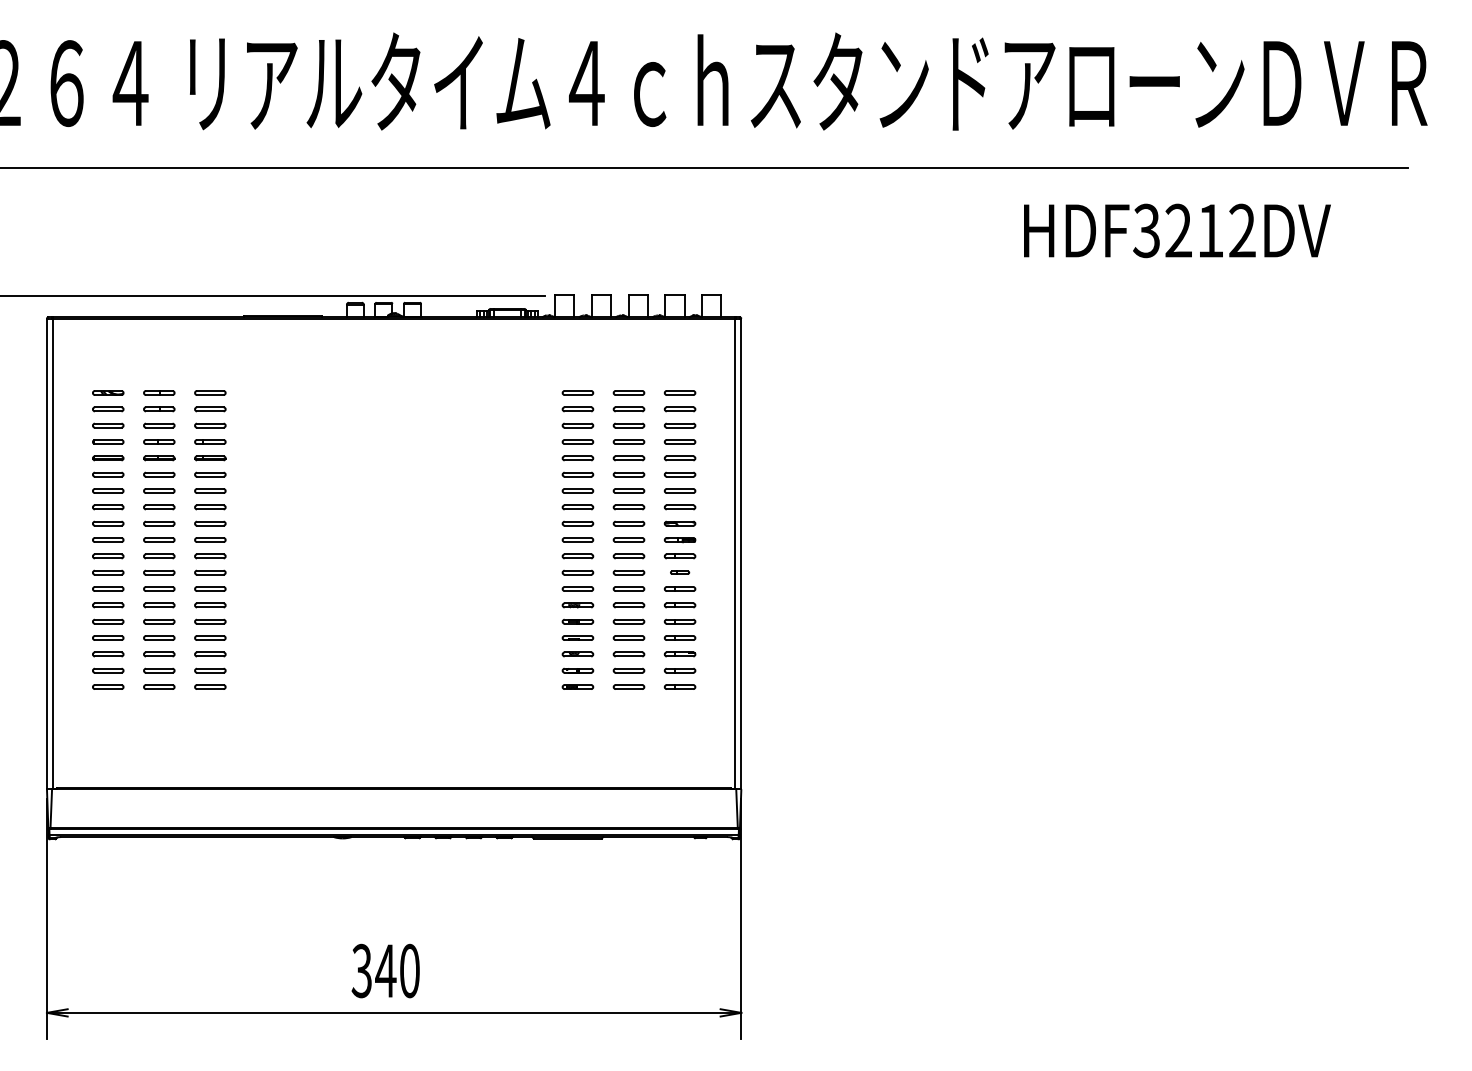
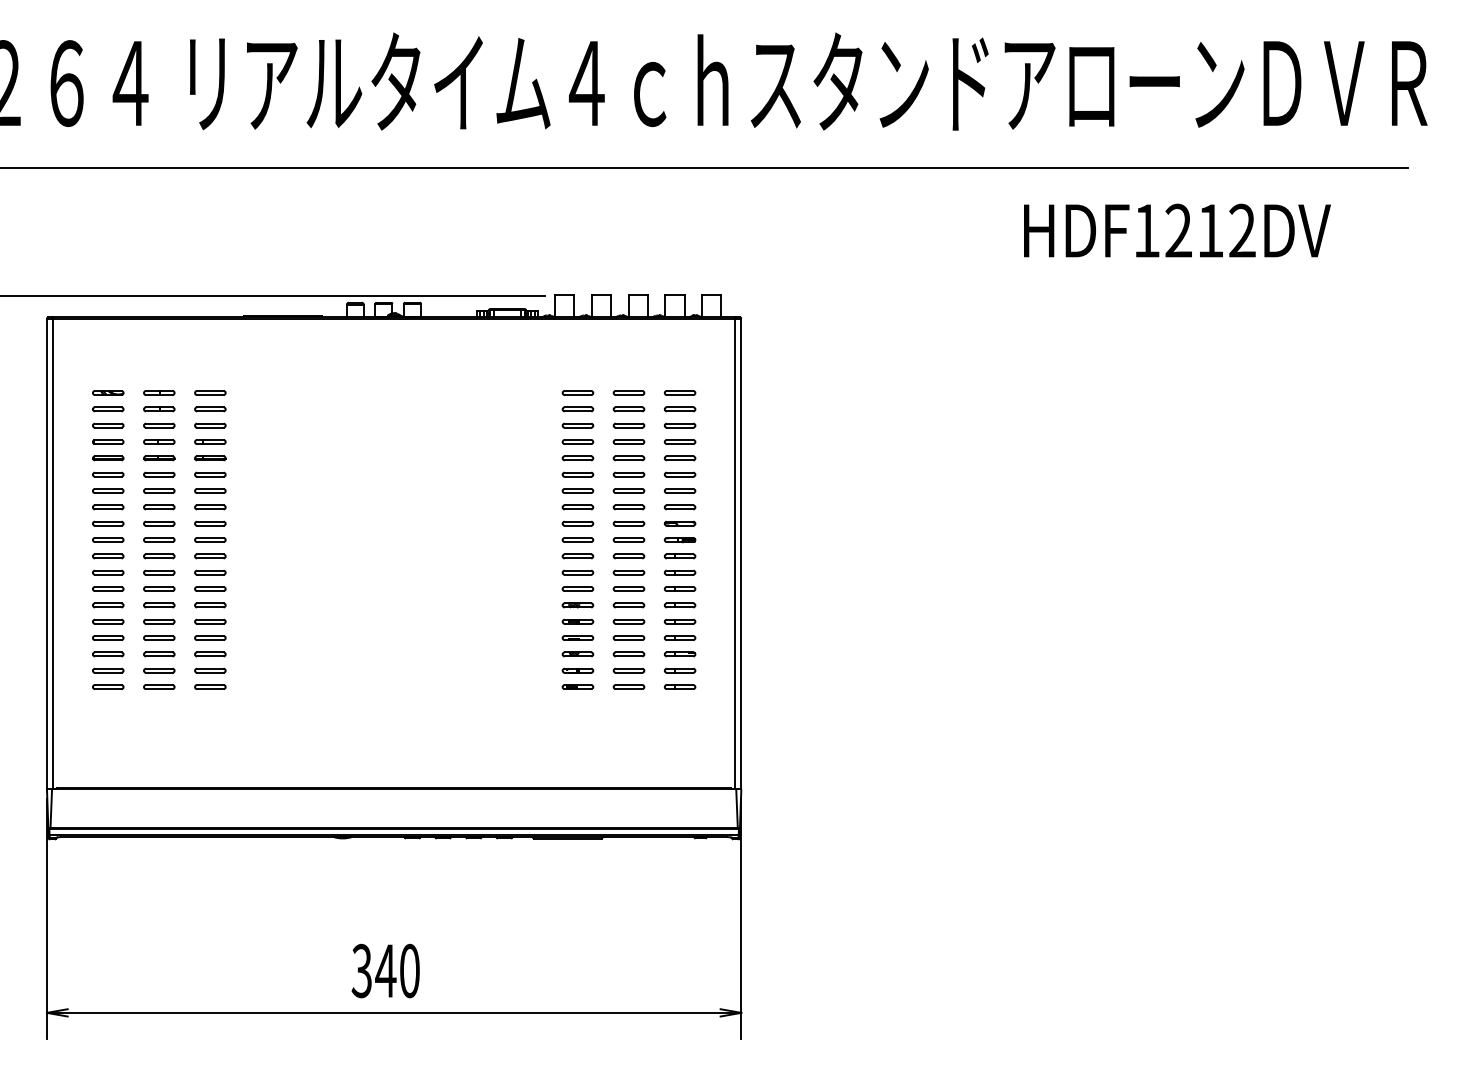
text: HDF3212DV -> HDF1212DV (1146, 230)
part size: 21x5 px -> 34x7 px (679, 572)
